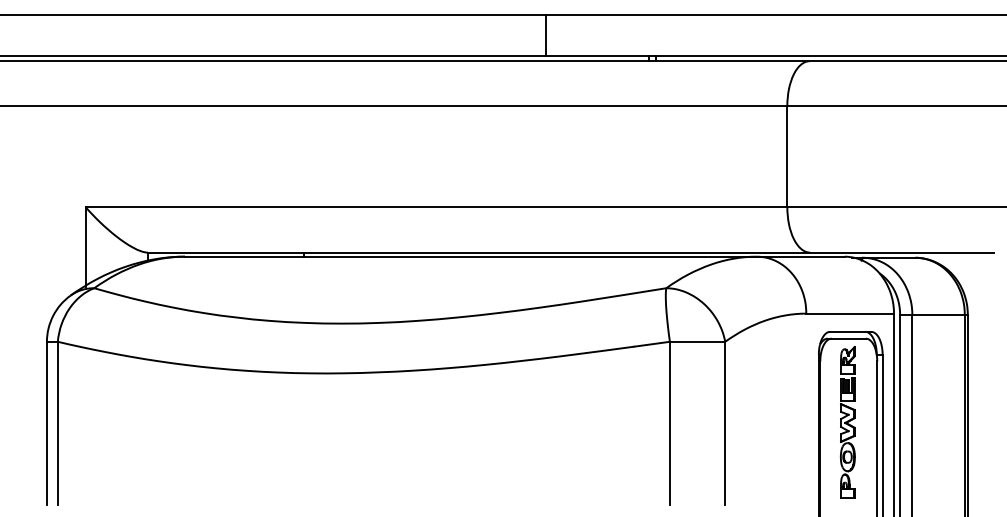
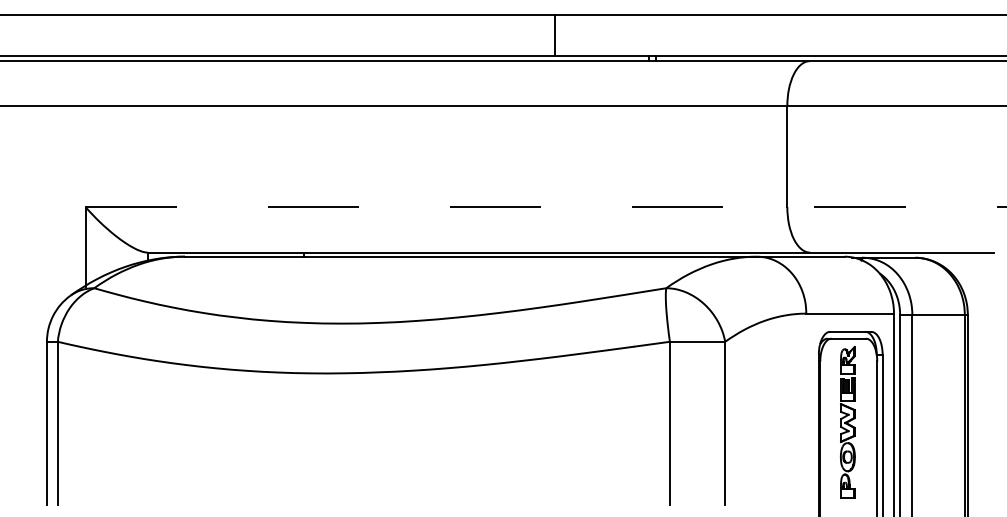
line position: (546, 35) -> (555, 35) (555, 35)
line: solid -> dashed (546, 207)
